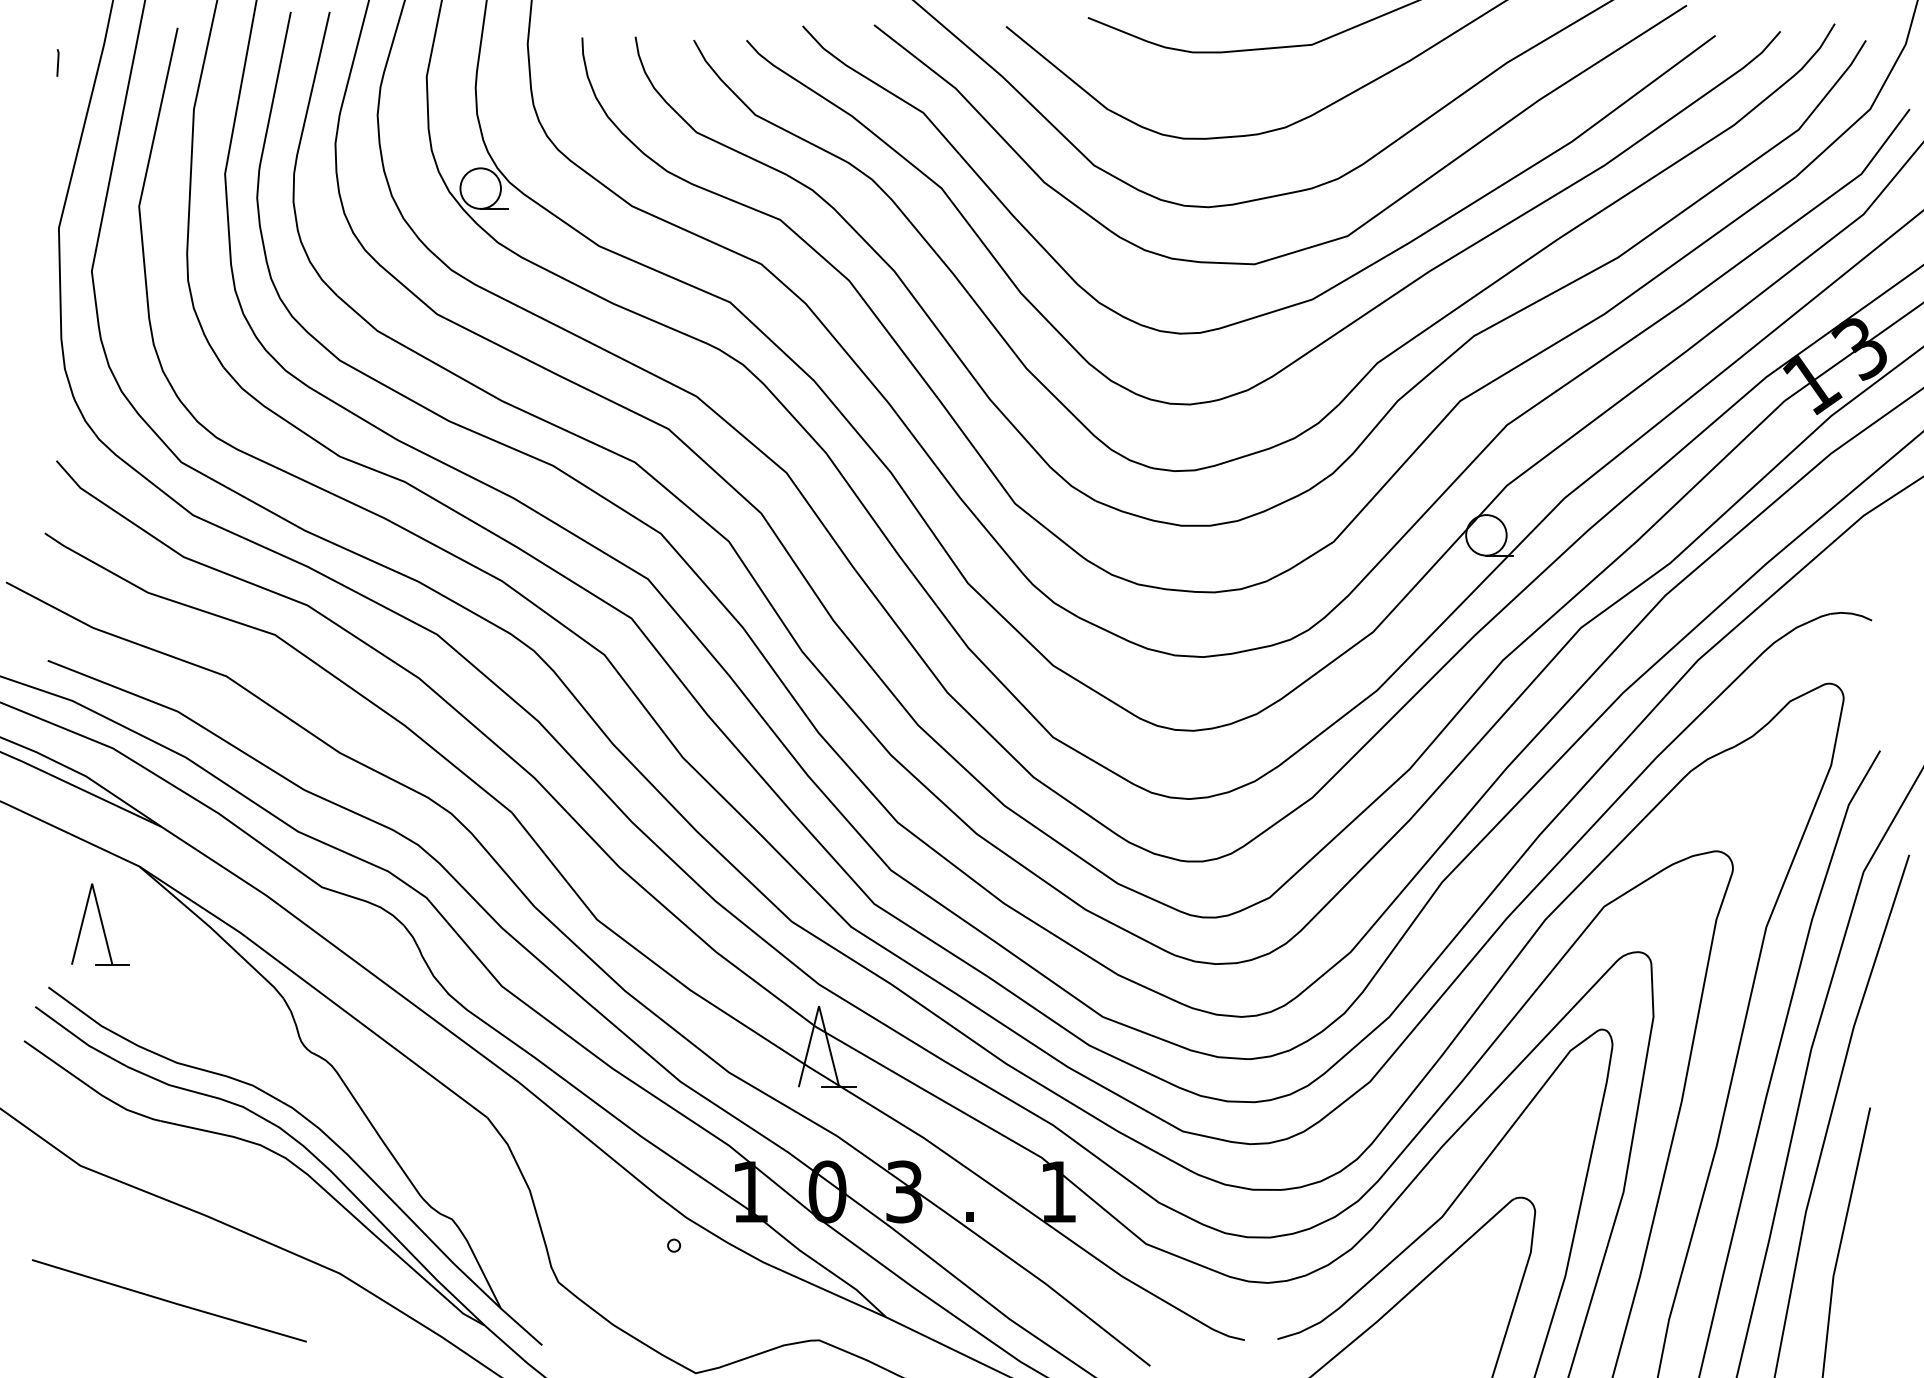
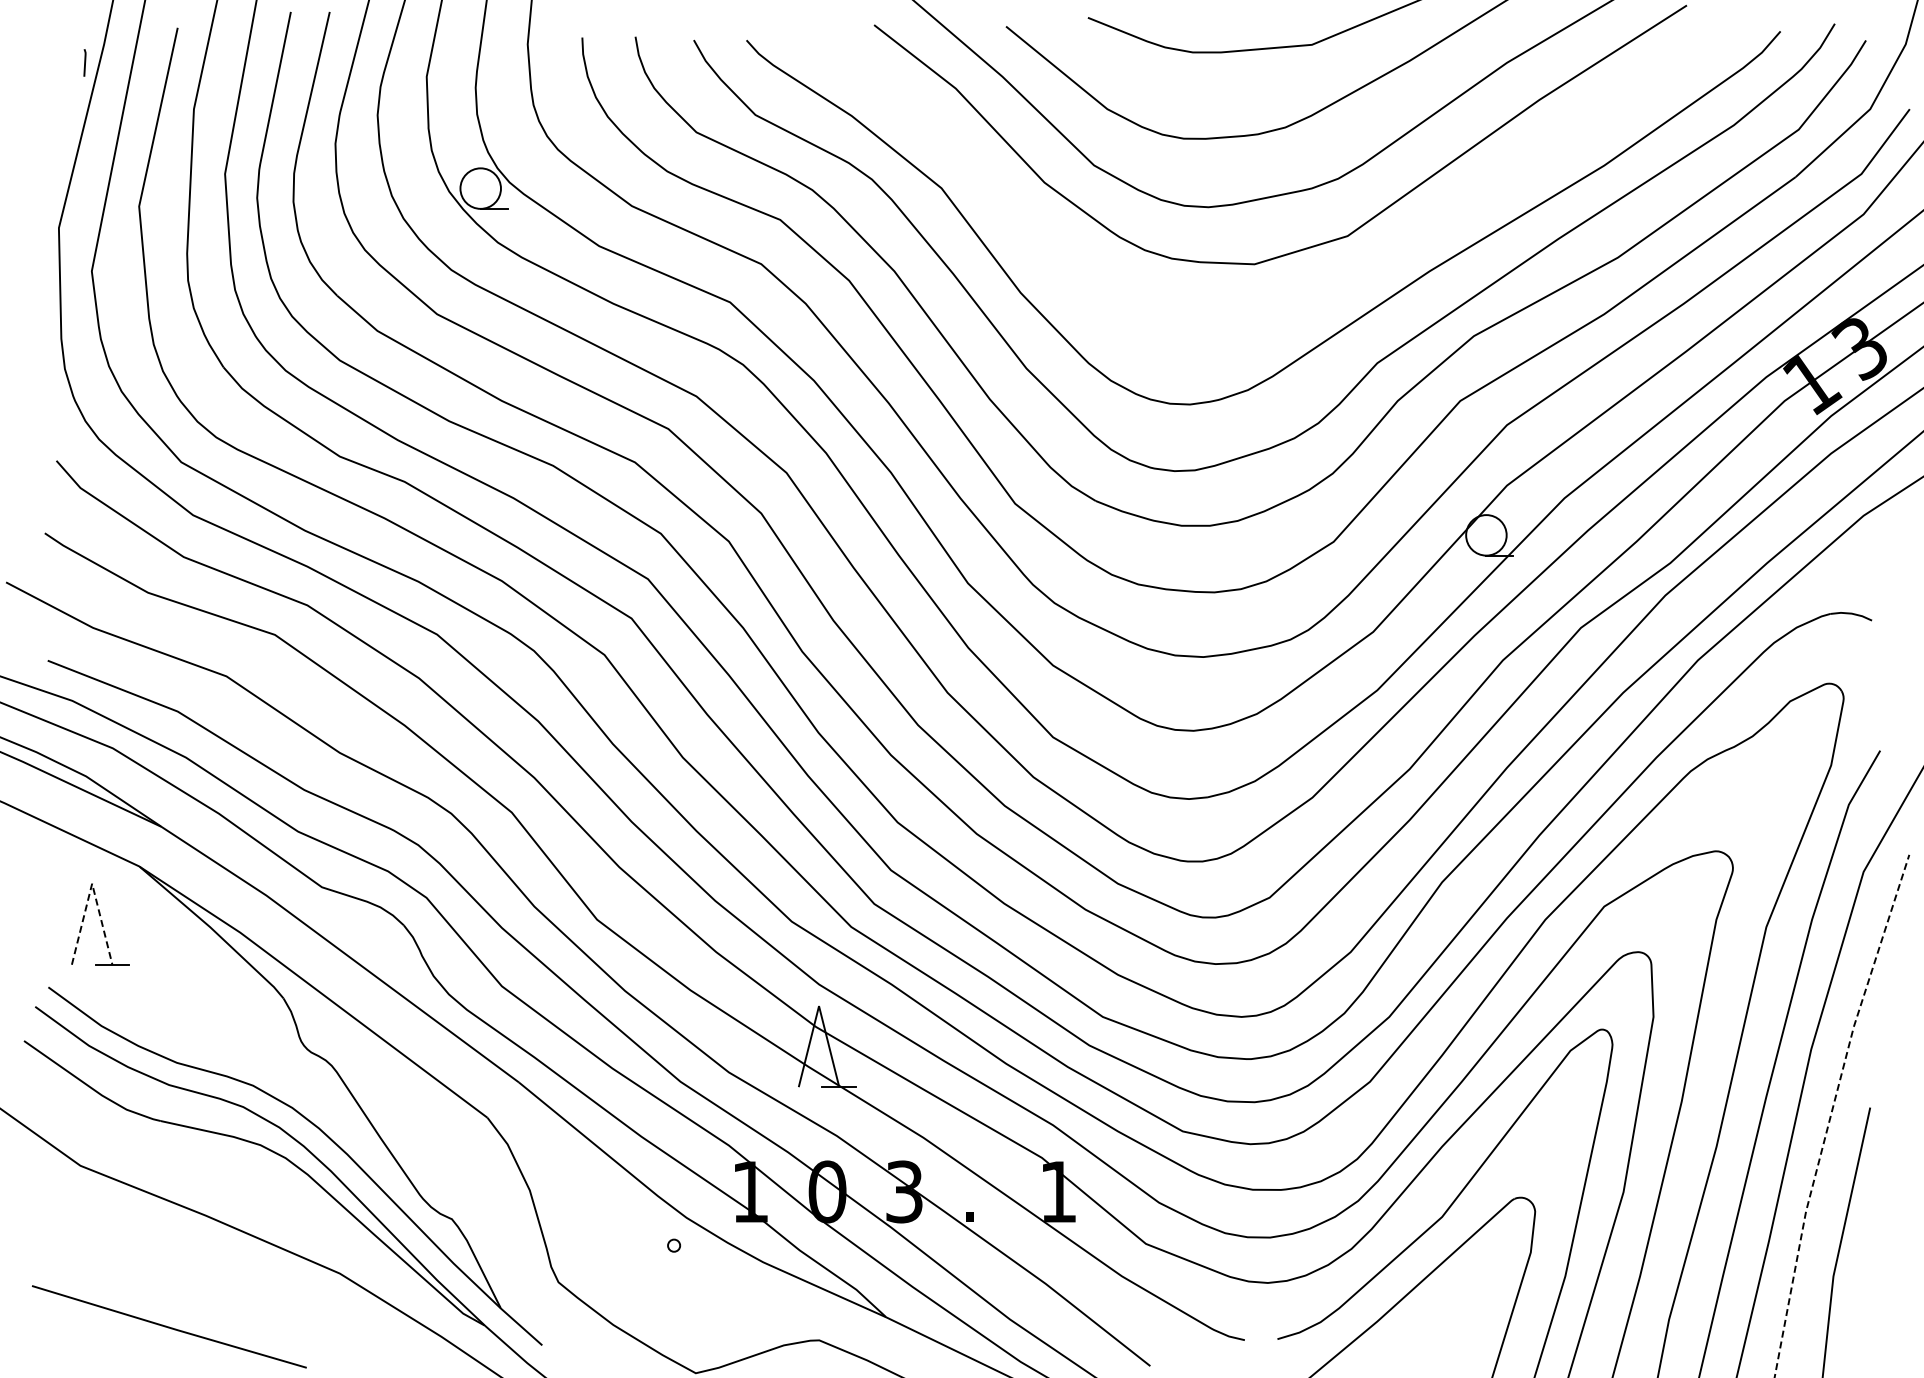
line position: (57, 62) -> (84, 62) (84, 62)
curve: present -> none (1298, 302)
line: solid -> dashed (92, 883)
line: solid -> dashed (1831, 1113)
line position: (169, 1300) -> (169, 1326) (169, 1326)
